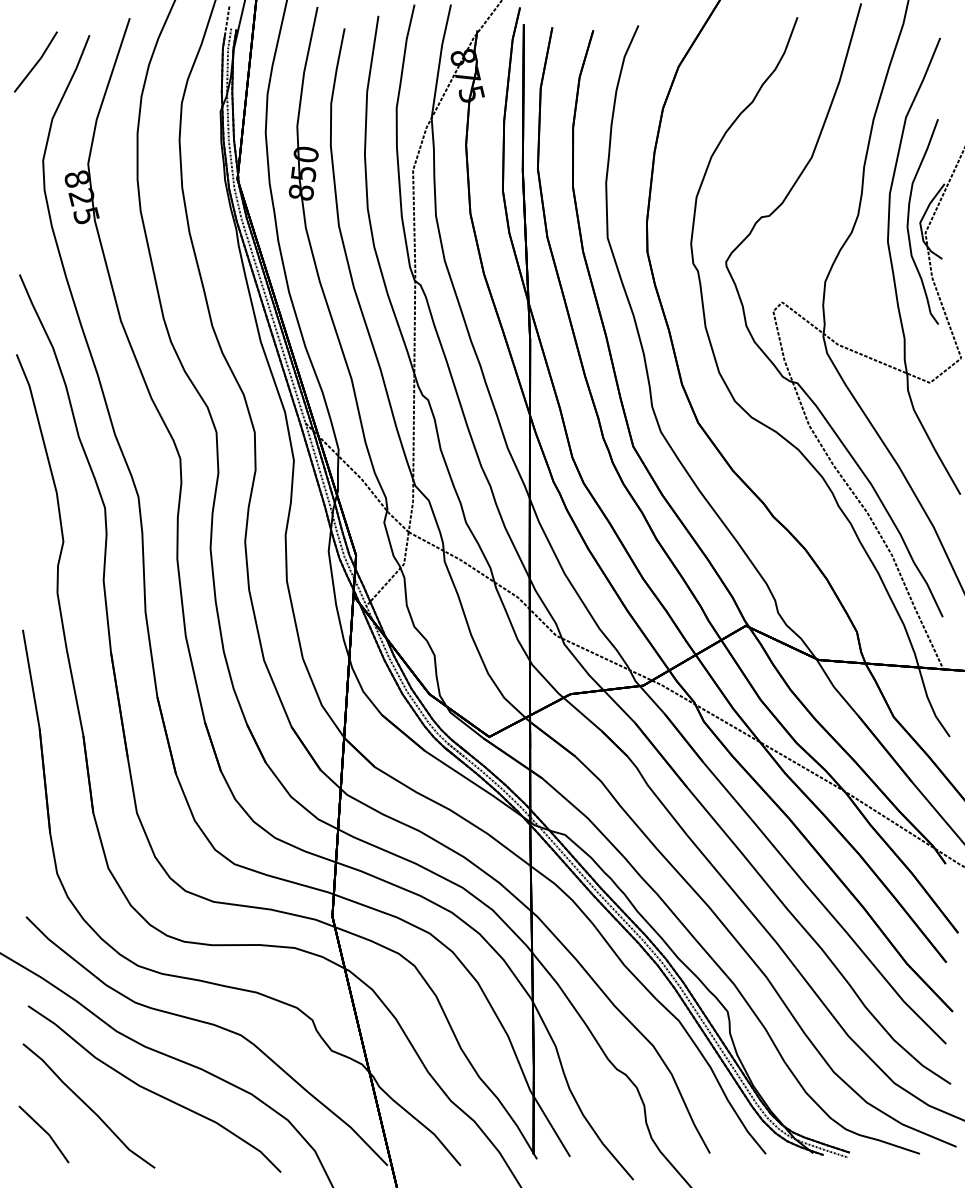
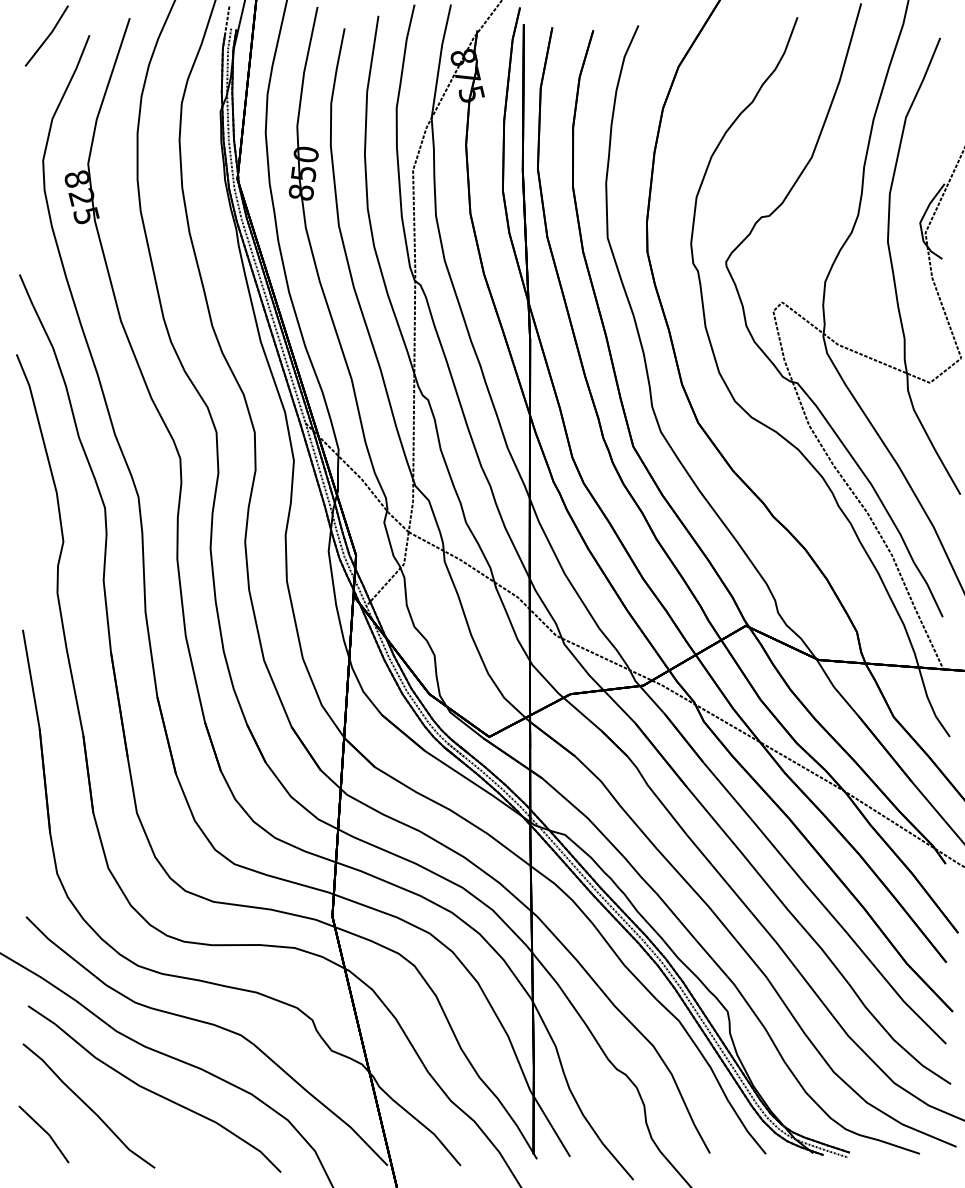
line position: (36, 62) -> (47, 36) (47, 36)
part: present -> none (909, 217)
